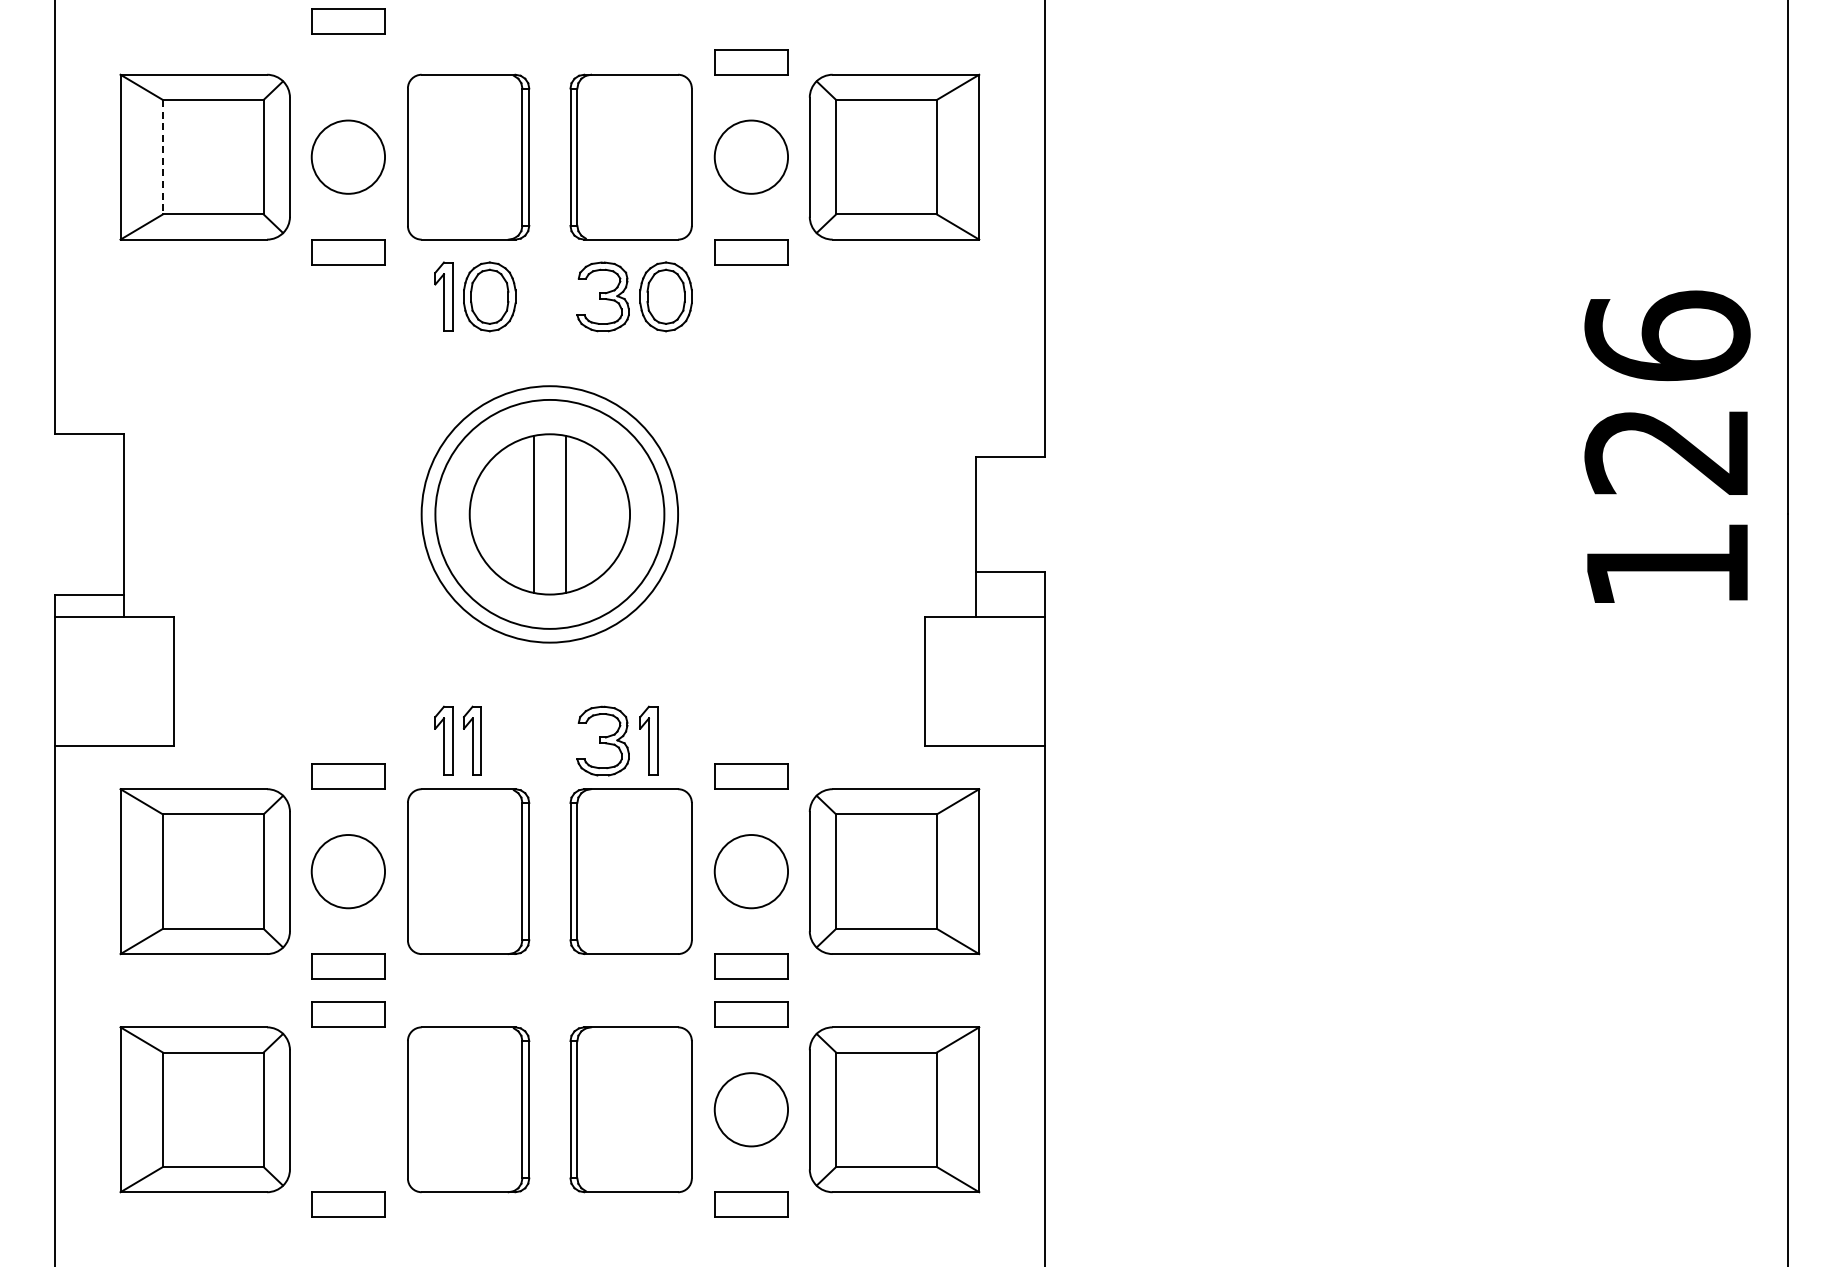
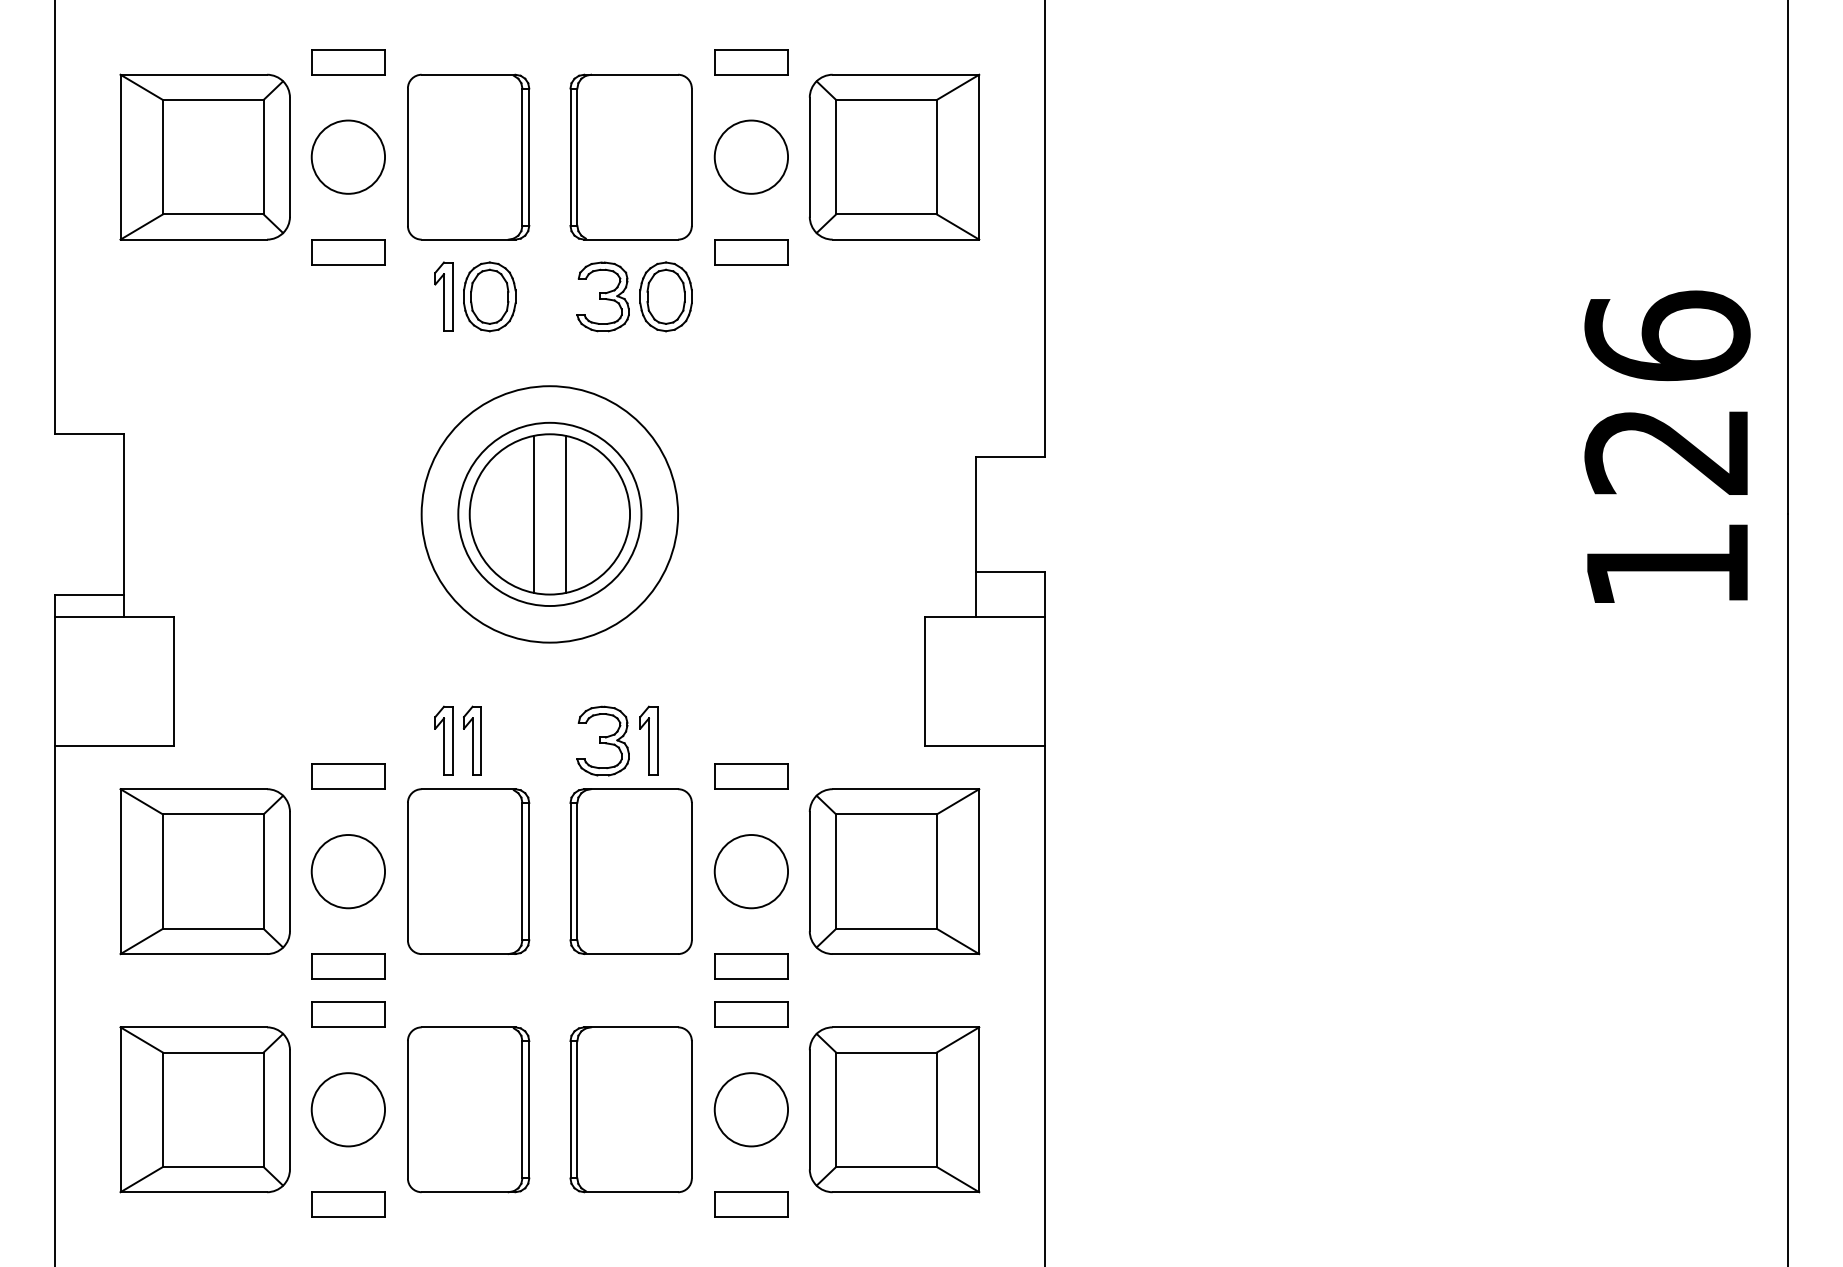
part position: (348, 21) -> (348, 62) (348, 62)
line: dashed -> solid (162, 157)
circle diameter: 229 px -> 183 px (549, 514)
circle: none -> present (347, 1109)
